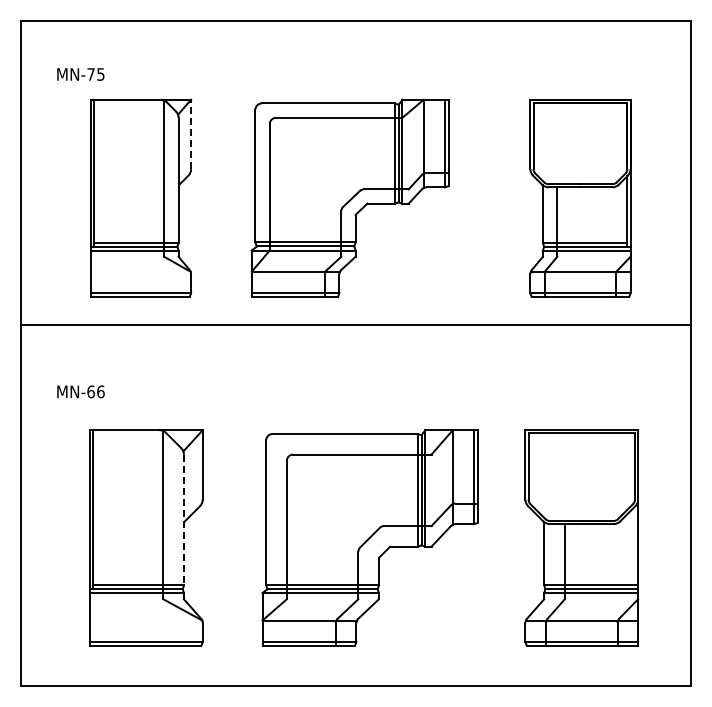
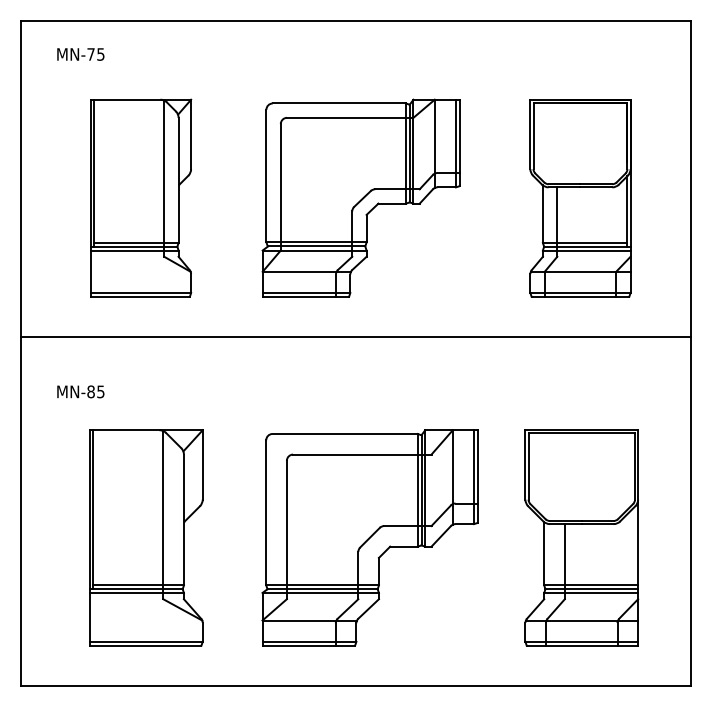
text position: (80, 74) -> (80, 54) (80, 54)
line: dashed -> solid (191, 134)
part position: (349, 197) -> (360, 197) (360, 197)
line position: (355, 324) -> (355, 336) (355, 336)
text: MN-66 -> MN-85 (95, 391)
line: dashed -> solid (183, 520)
